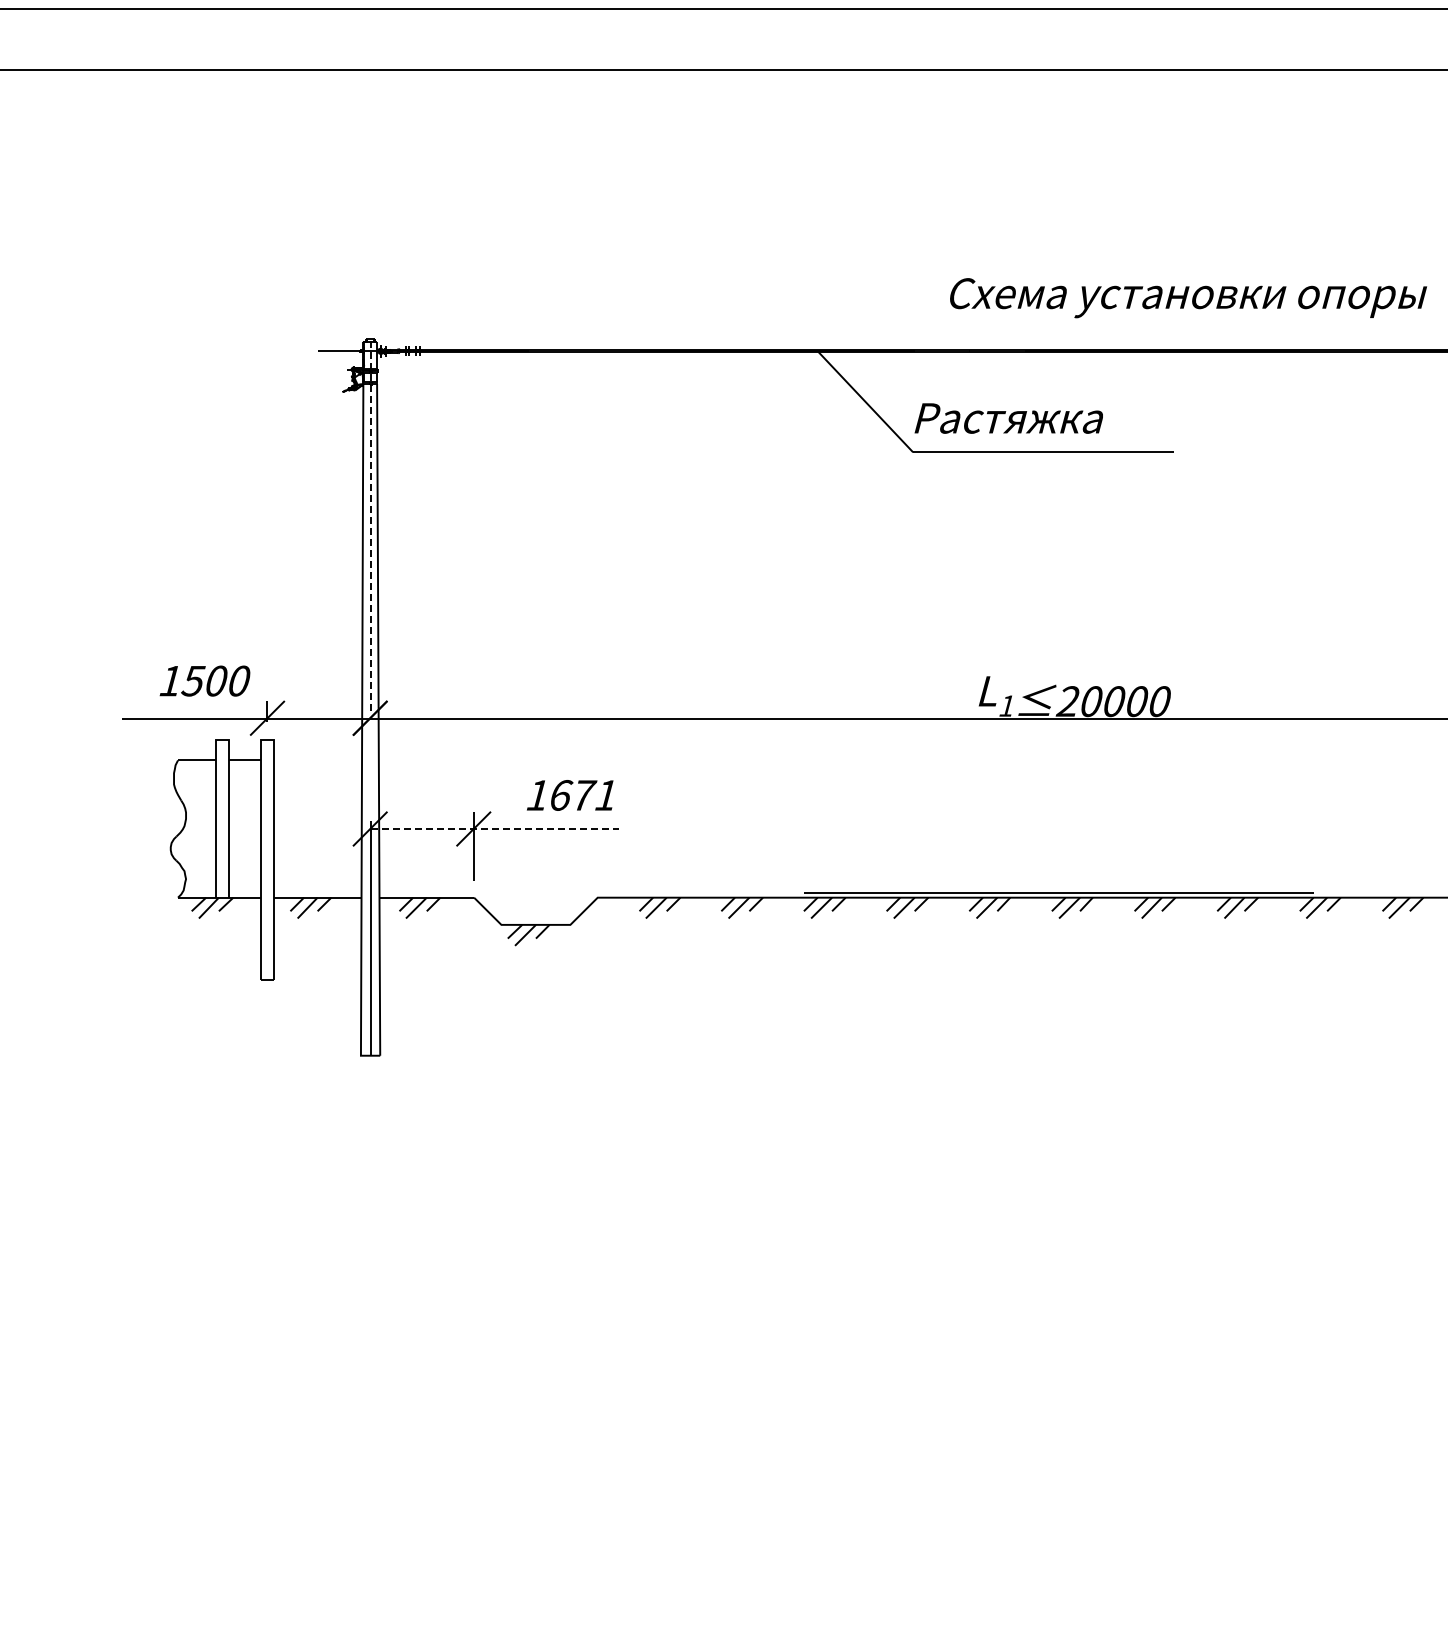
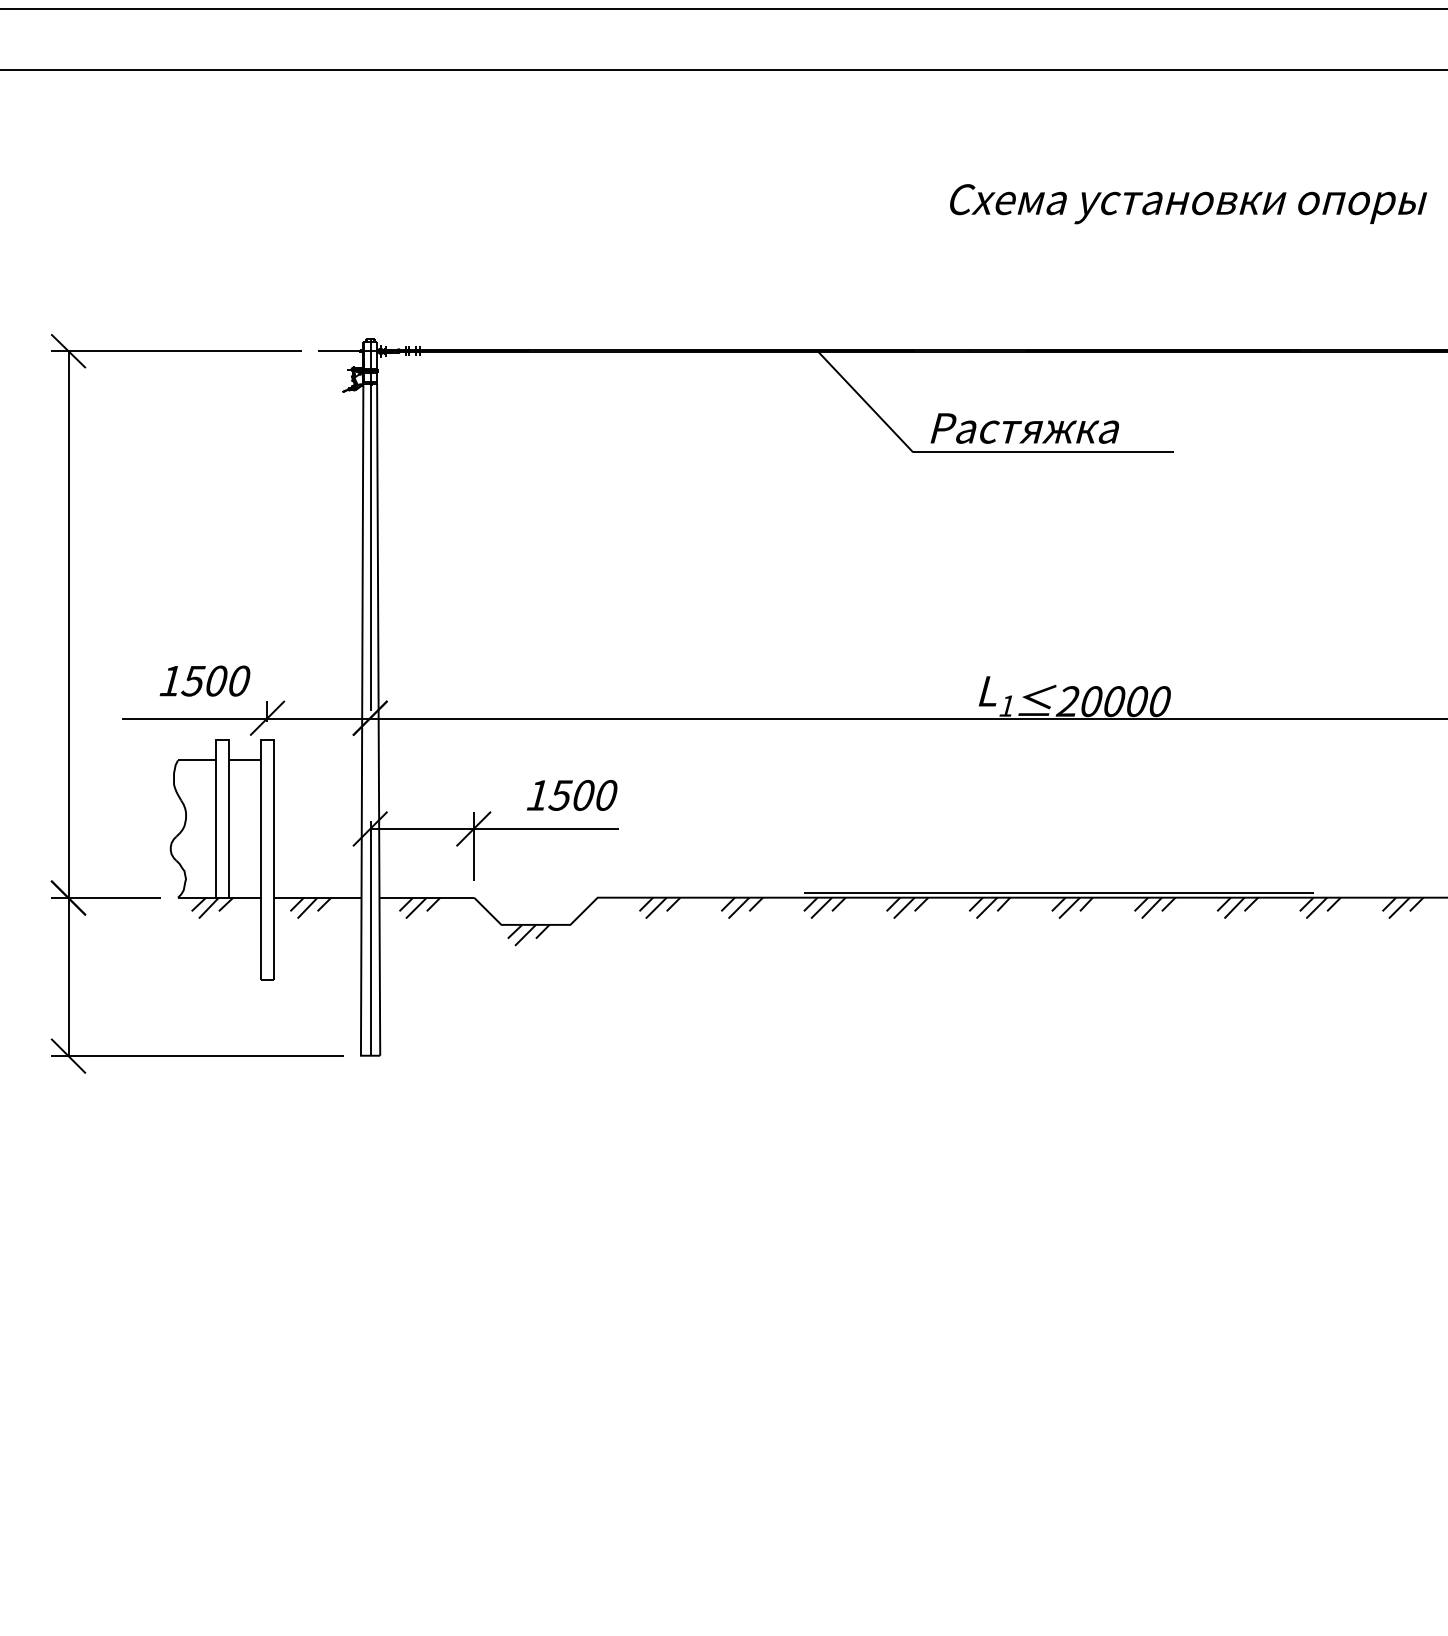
text position: (1188, 298) -> (1188, 204) (1188, 204)
text position: (1008, 418) -> (1024, 428) (1024, 428)
line: dashed -> solid (370, 523)
part: none -> present (69, 703)
text: 1671 -> 1500 (582, 795)
line: dashed -> solid (495, 828)
